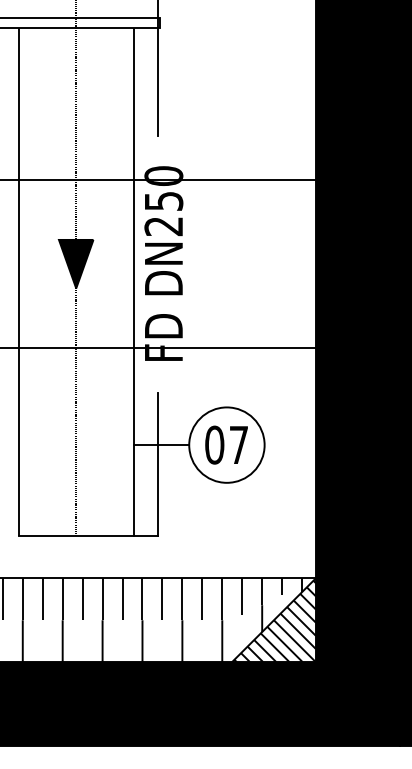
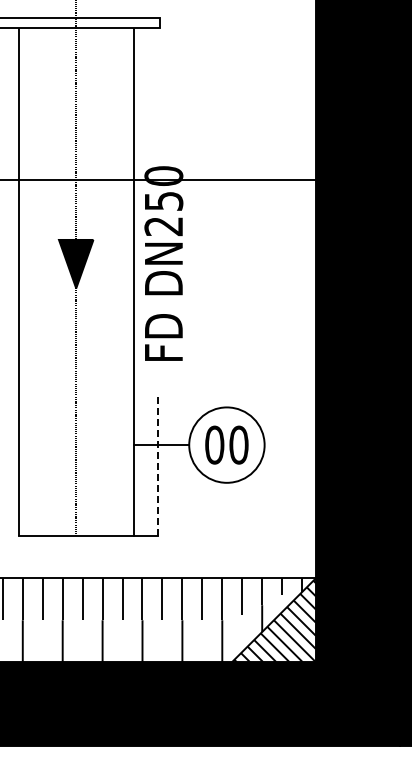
line: present -> none (157, 68)
line: present -> none (158, 347)
text: 07 -> 00 (238, 444)
line: solid -> dashed (157, 464)
